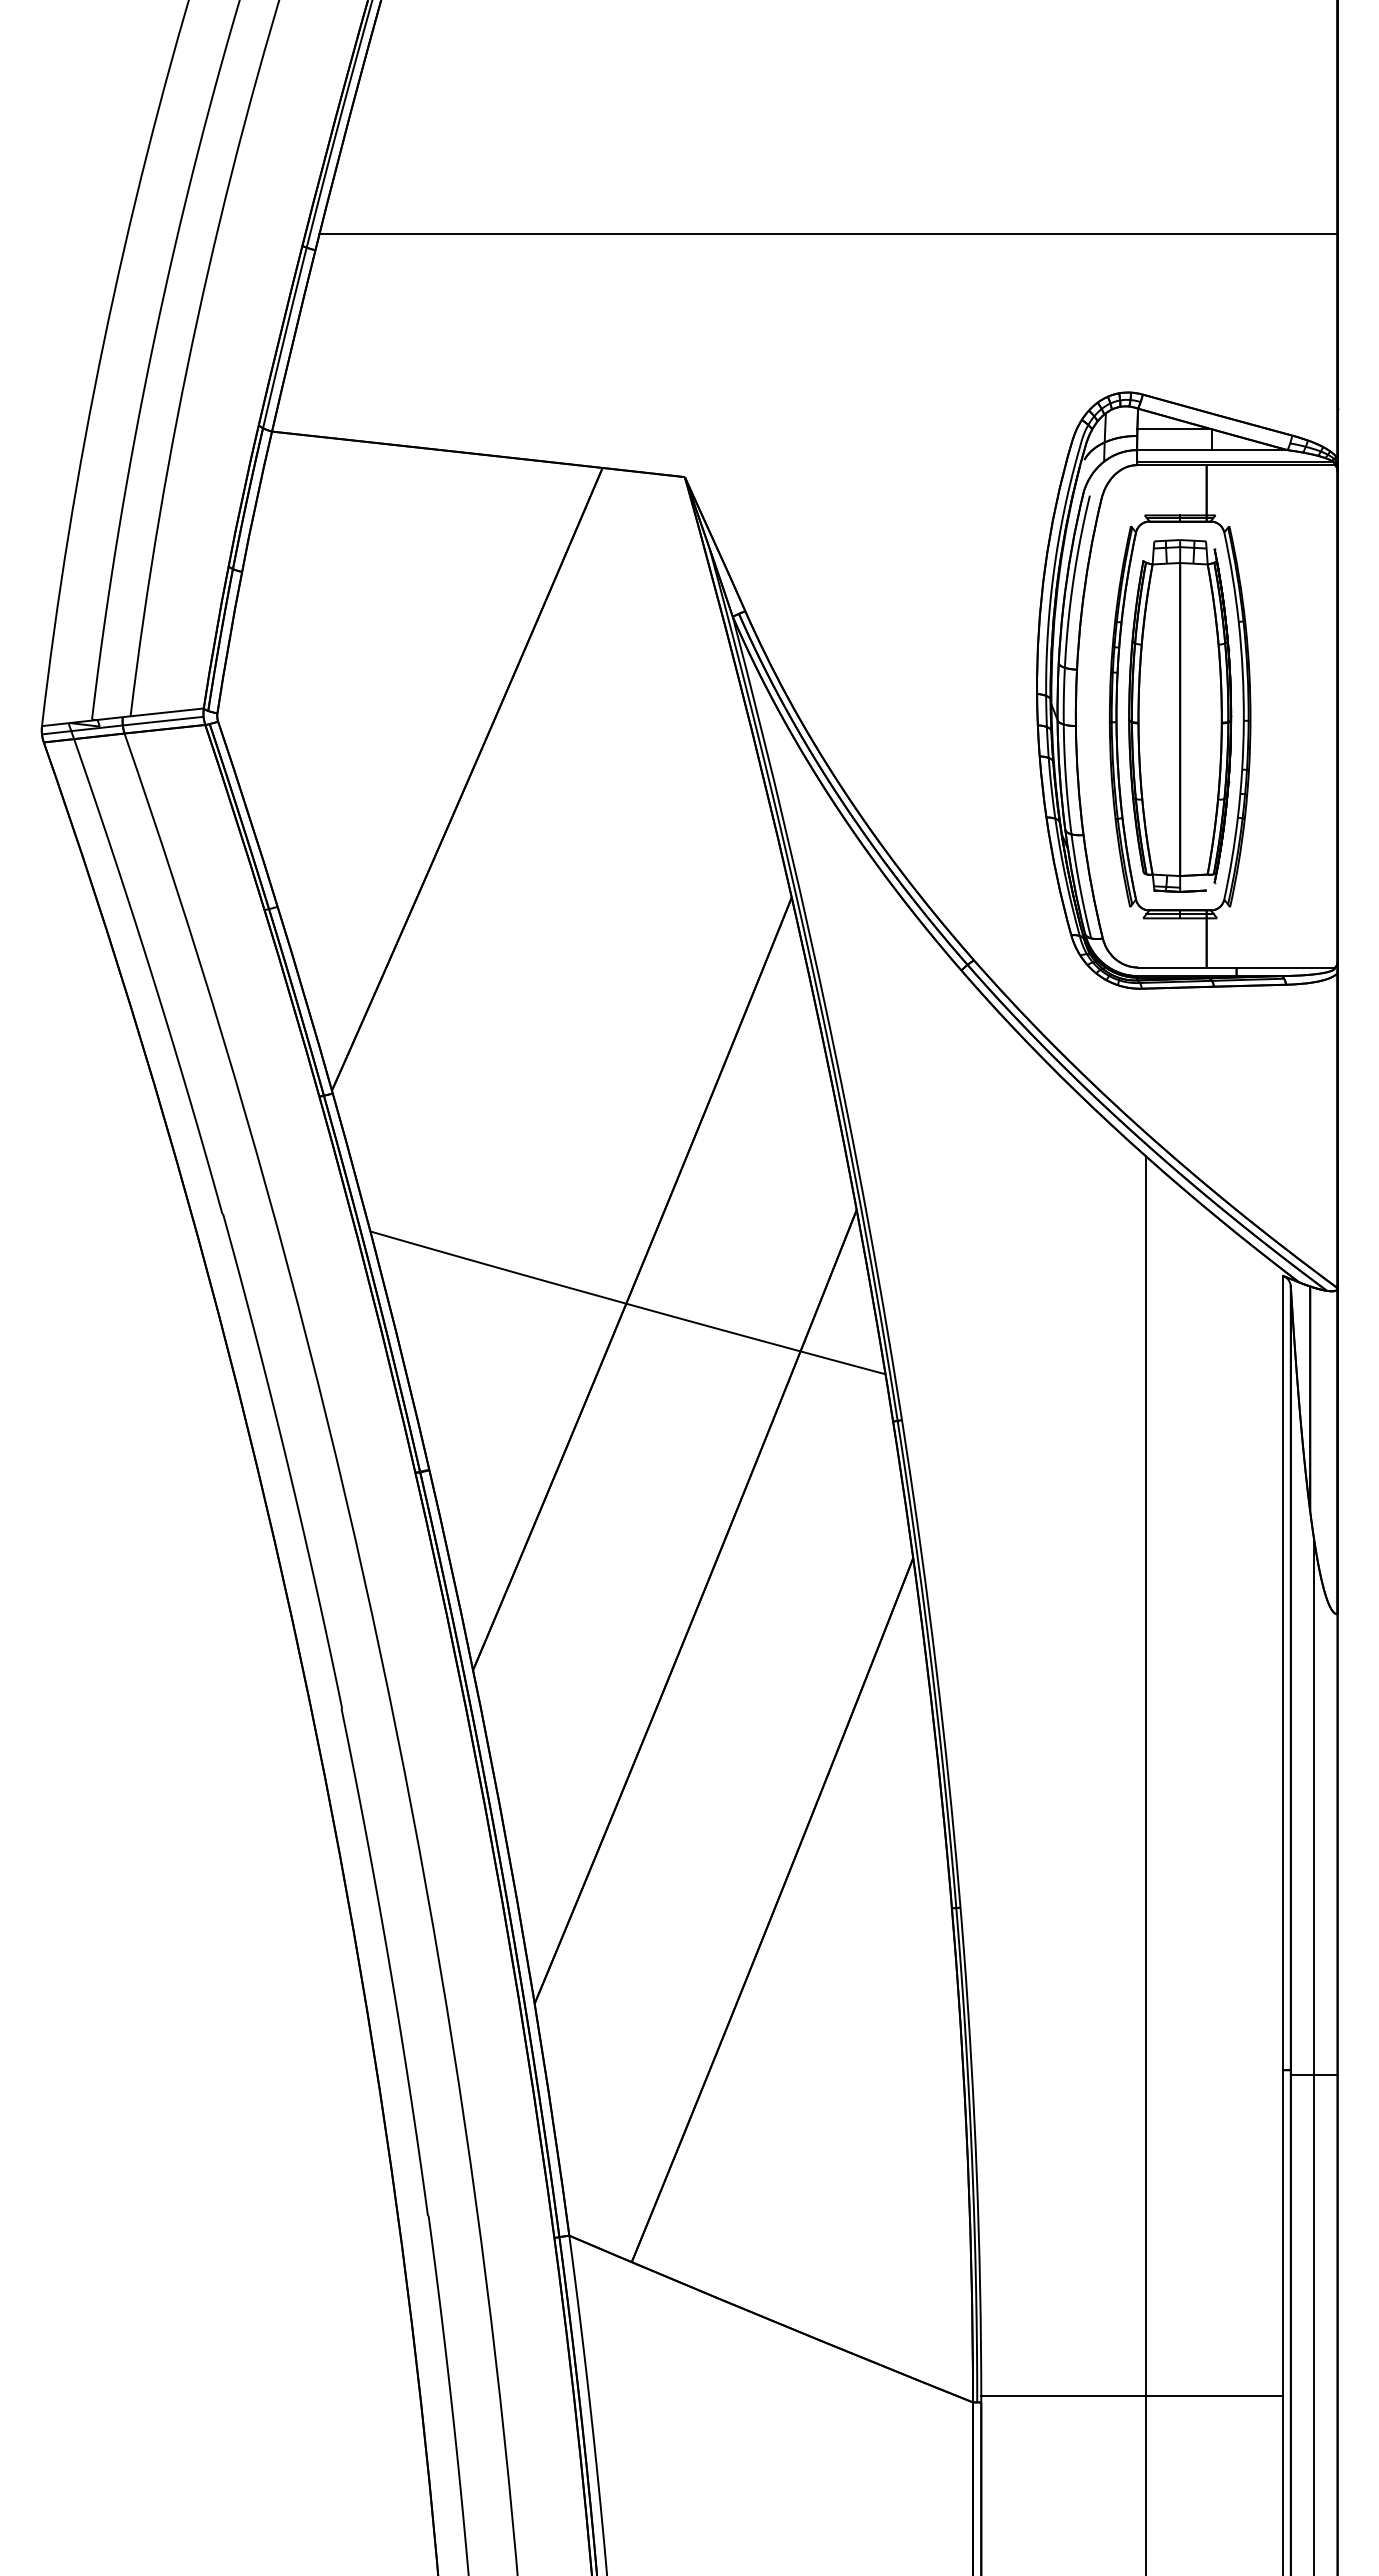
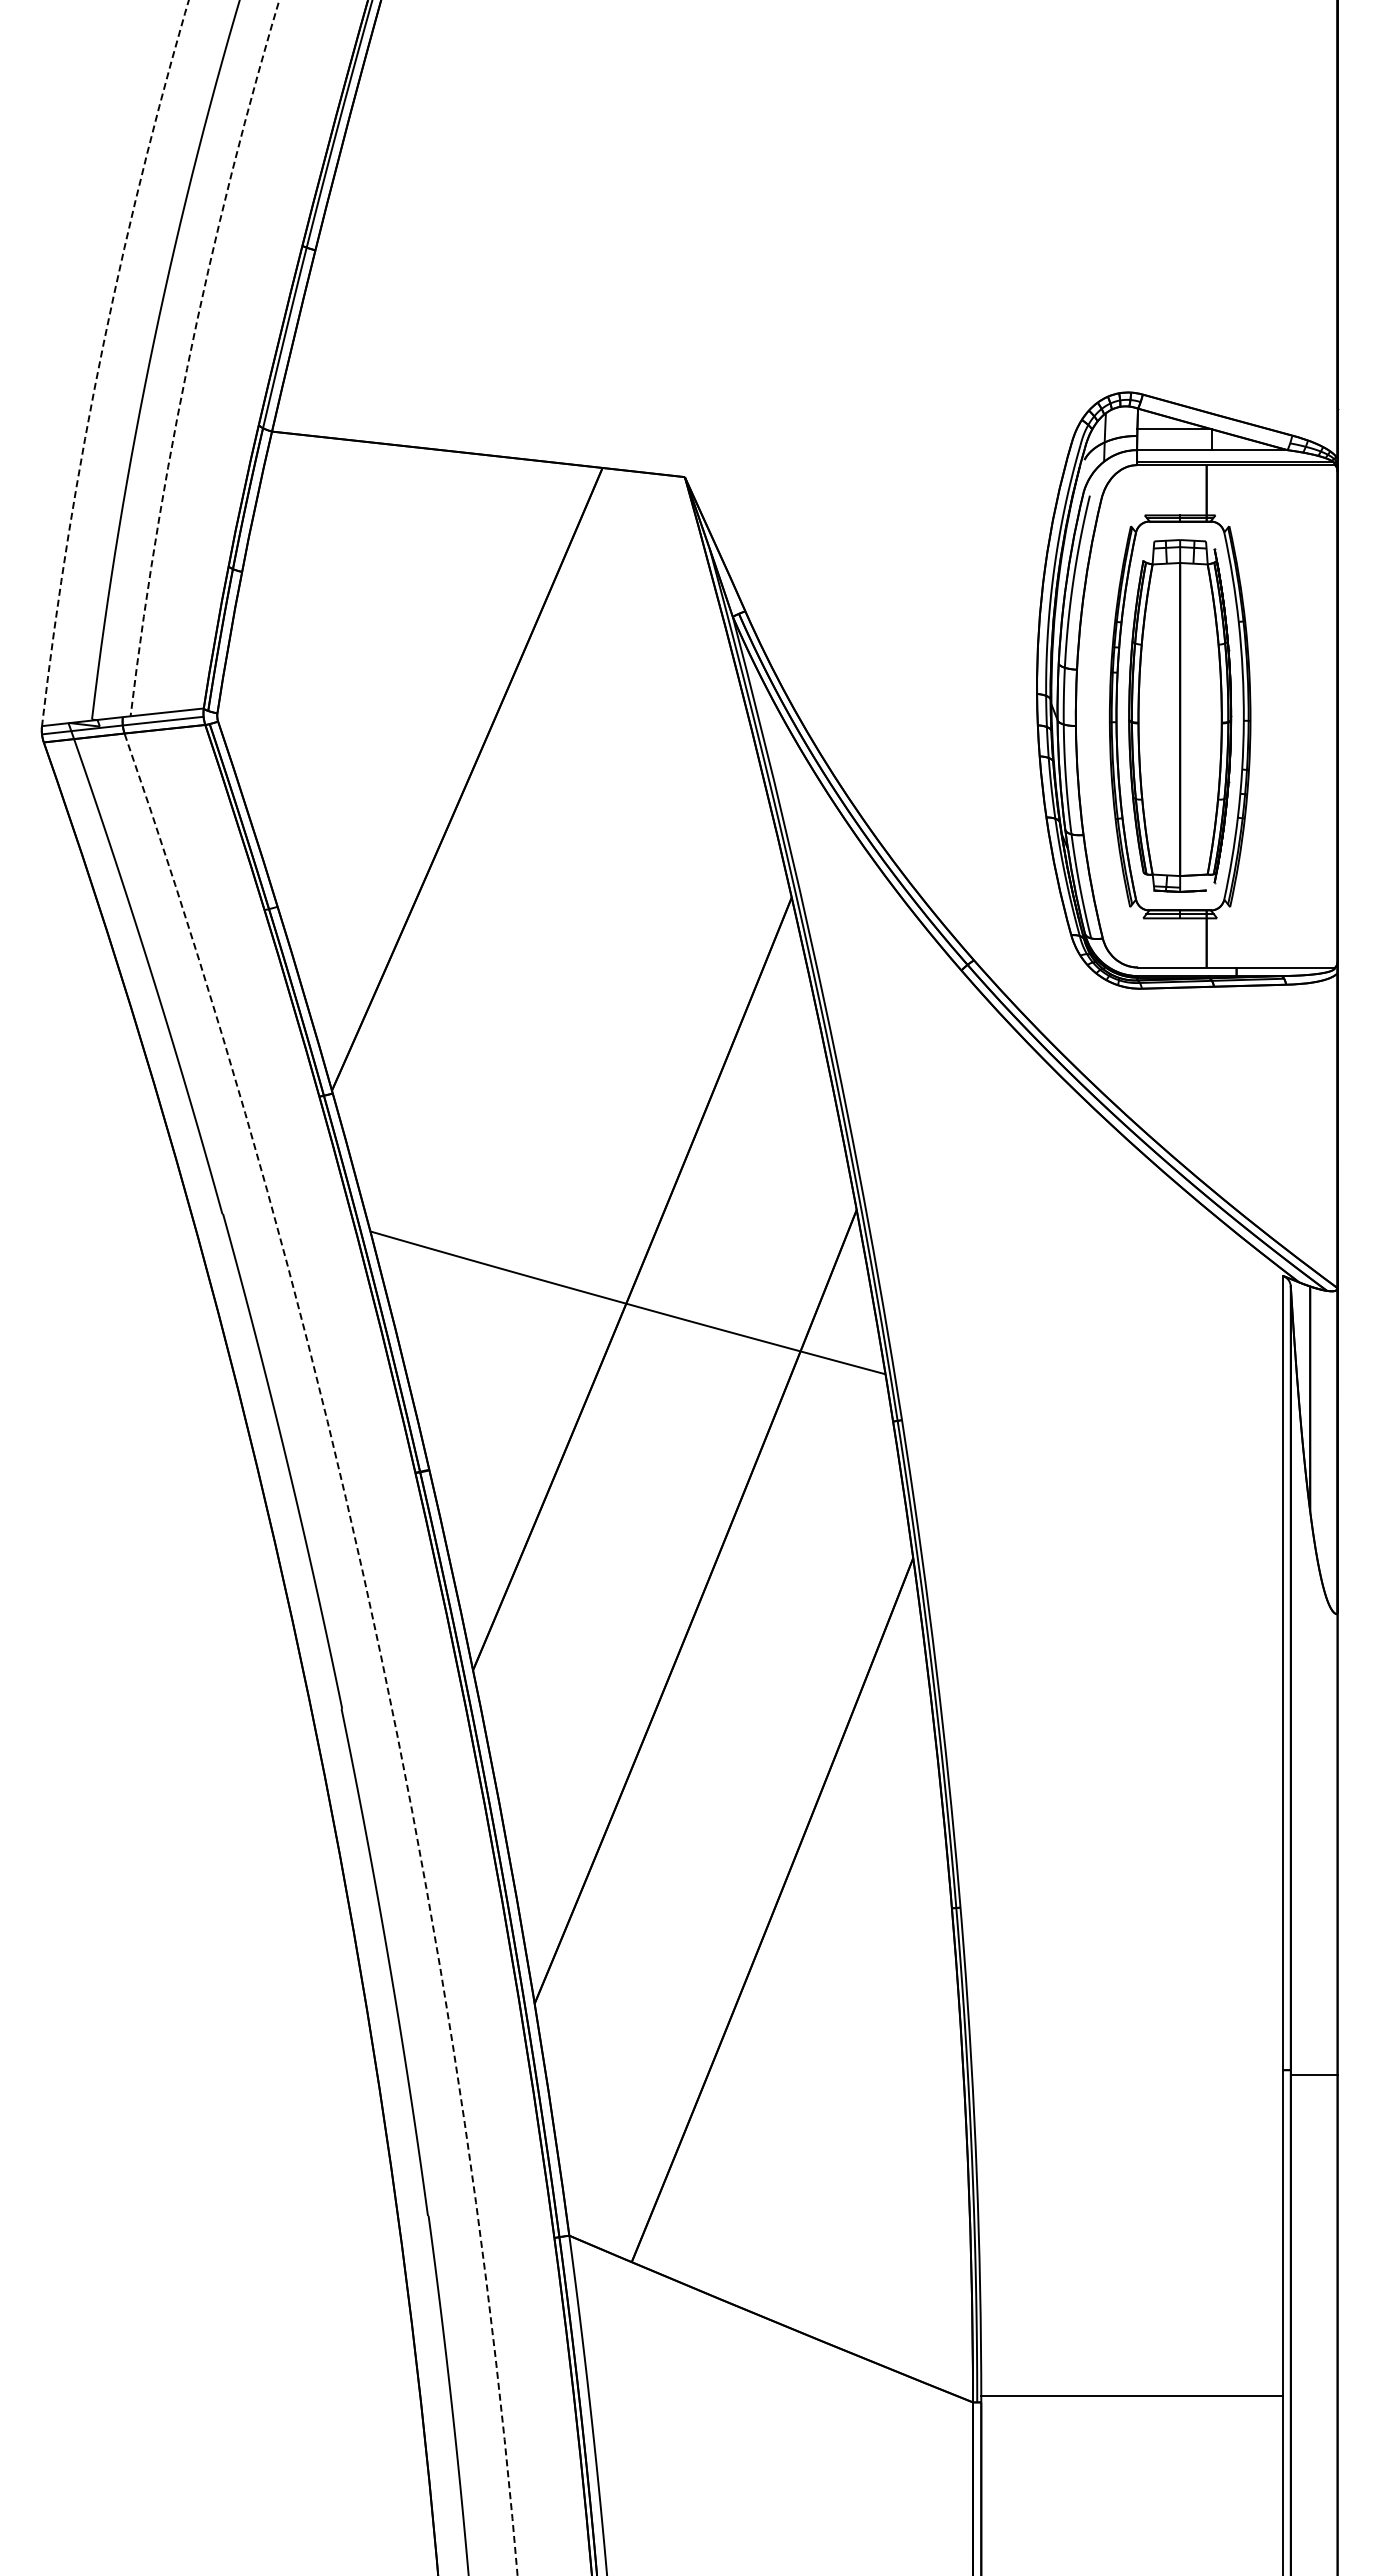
line: present -> none (828, 234)
arc: solid -> dashed (190, 354)
arc: solid -> dashed (100, 360)
arc: solid -> dashed (378, 1643)
line: present -> none (1145, 1864)
line: present -> none (1314, 2056)
